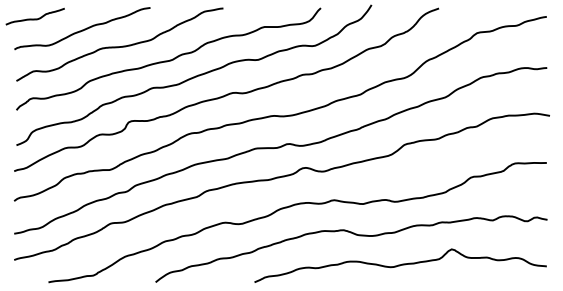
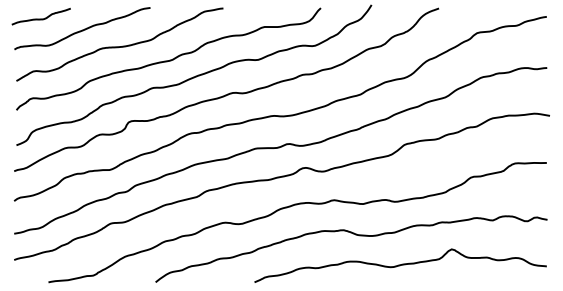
curve position: (34, 18) -> (40, 18) (40, 18)
